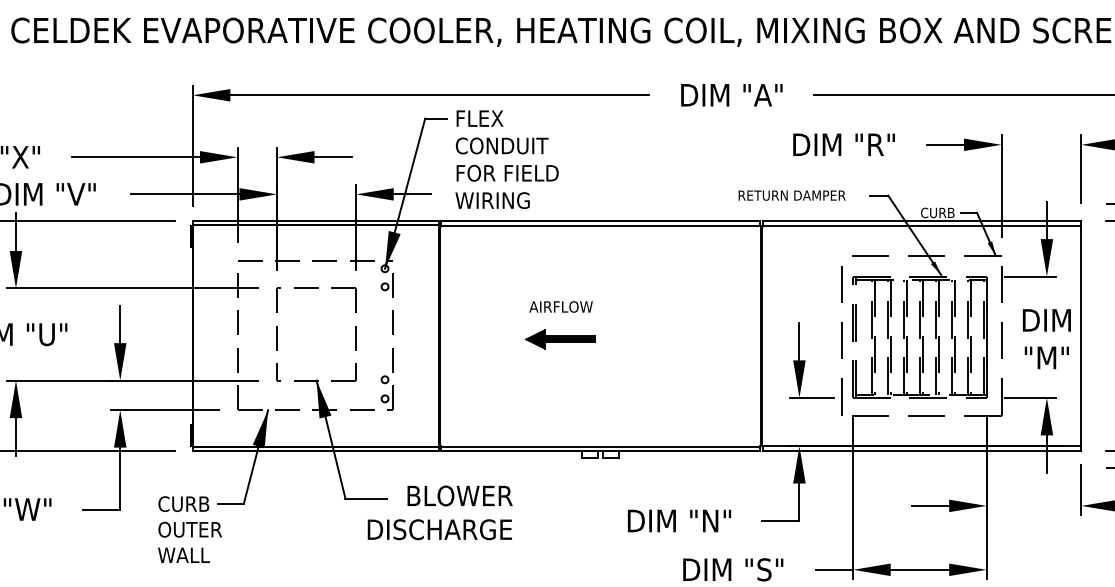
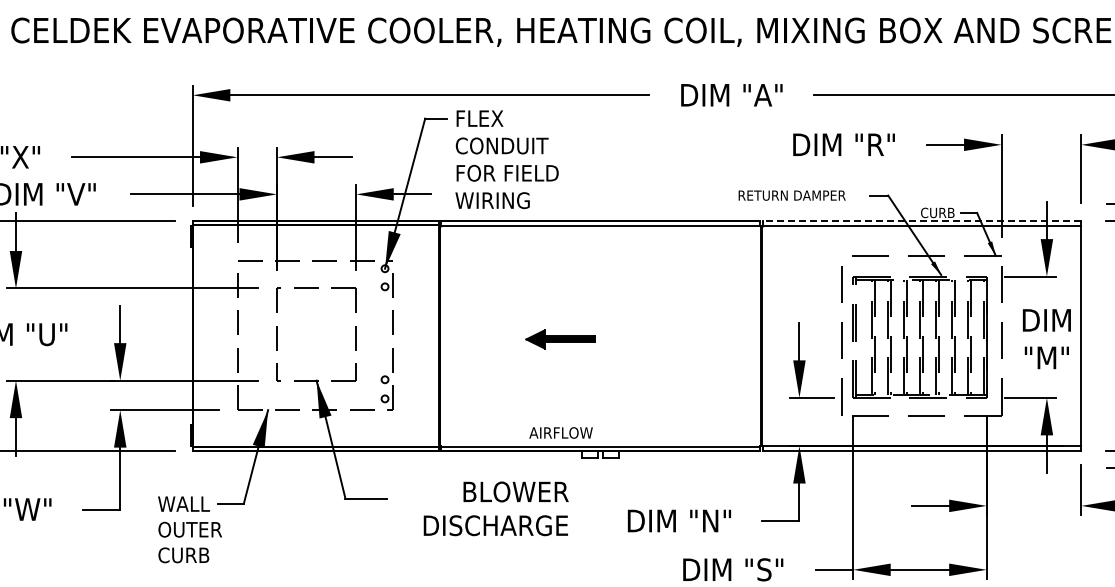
line: solid -> dashed (921, 221)
text position: (560, 306) -> (560, 432) (560, 432)
text: CURB -> WALL (183, 504)
text position: (439, 512) -> (495, 508) (495, 508)
text: WALL -> CURB (183, 555)
